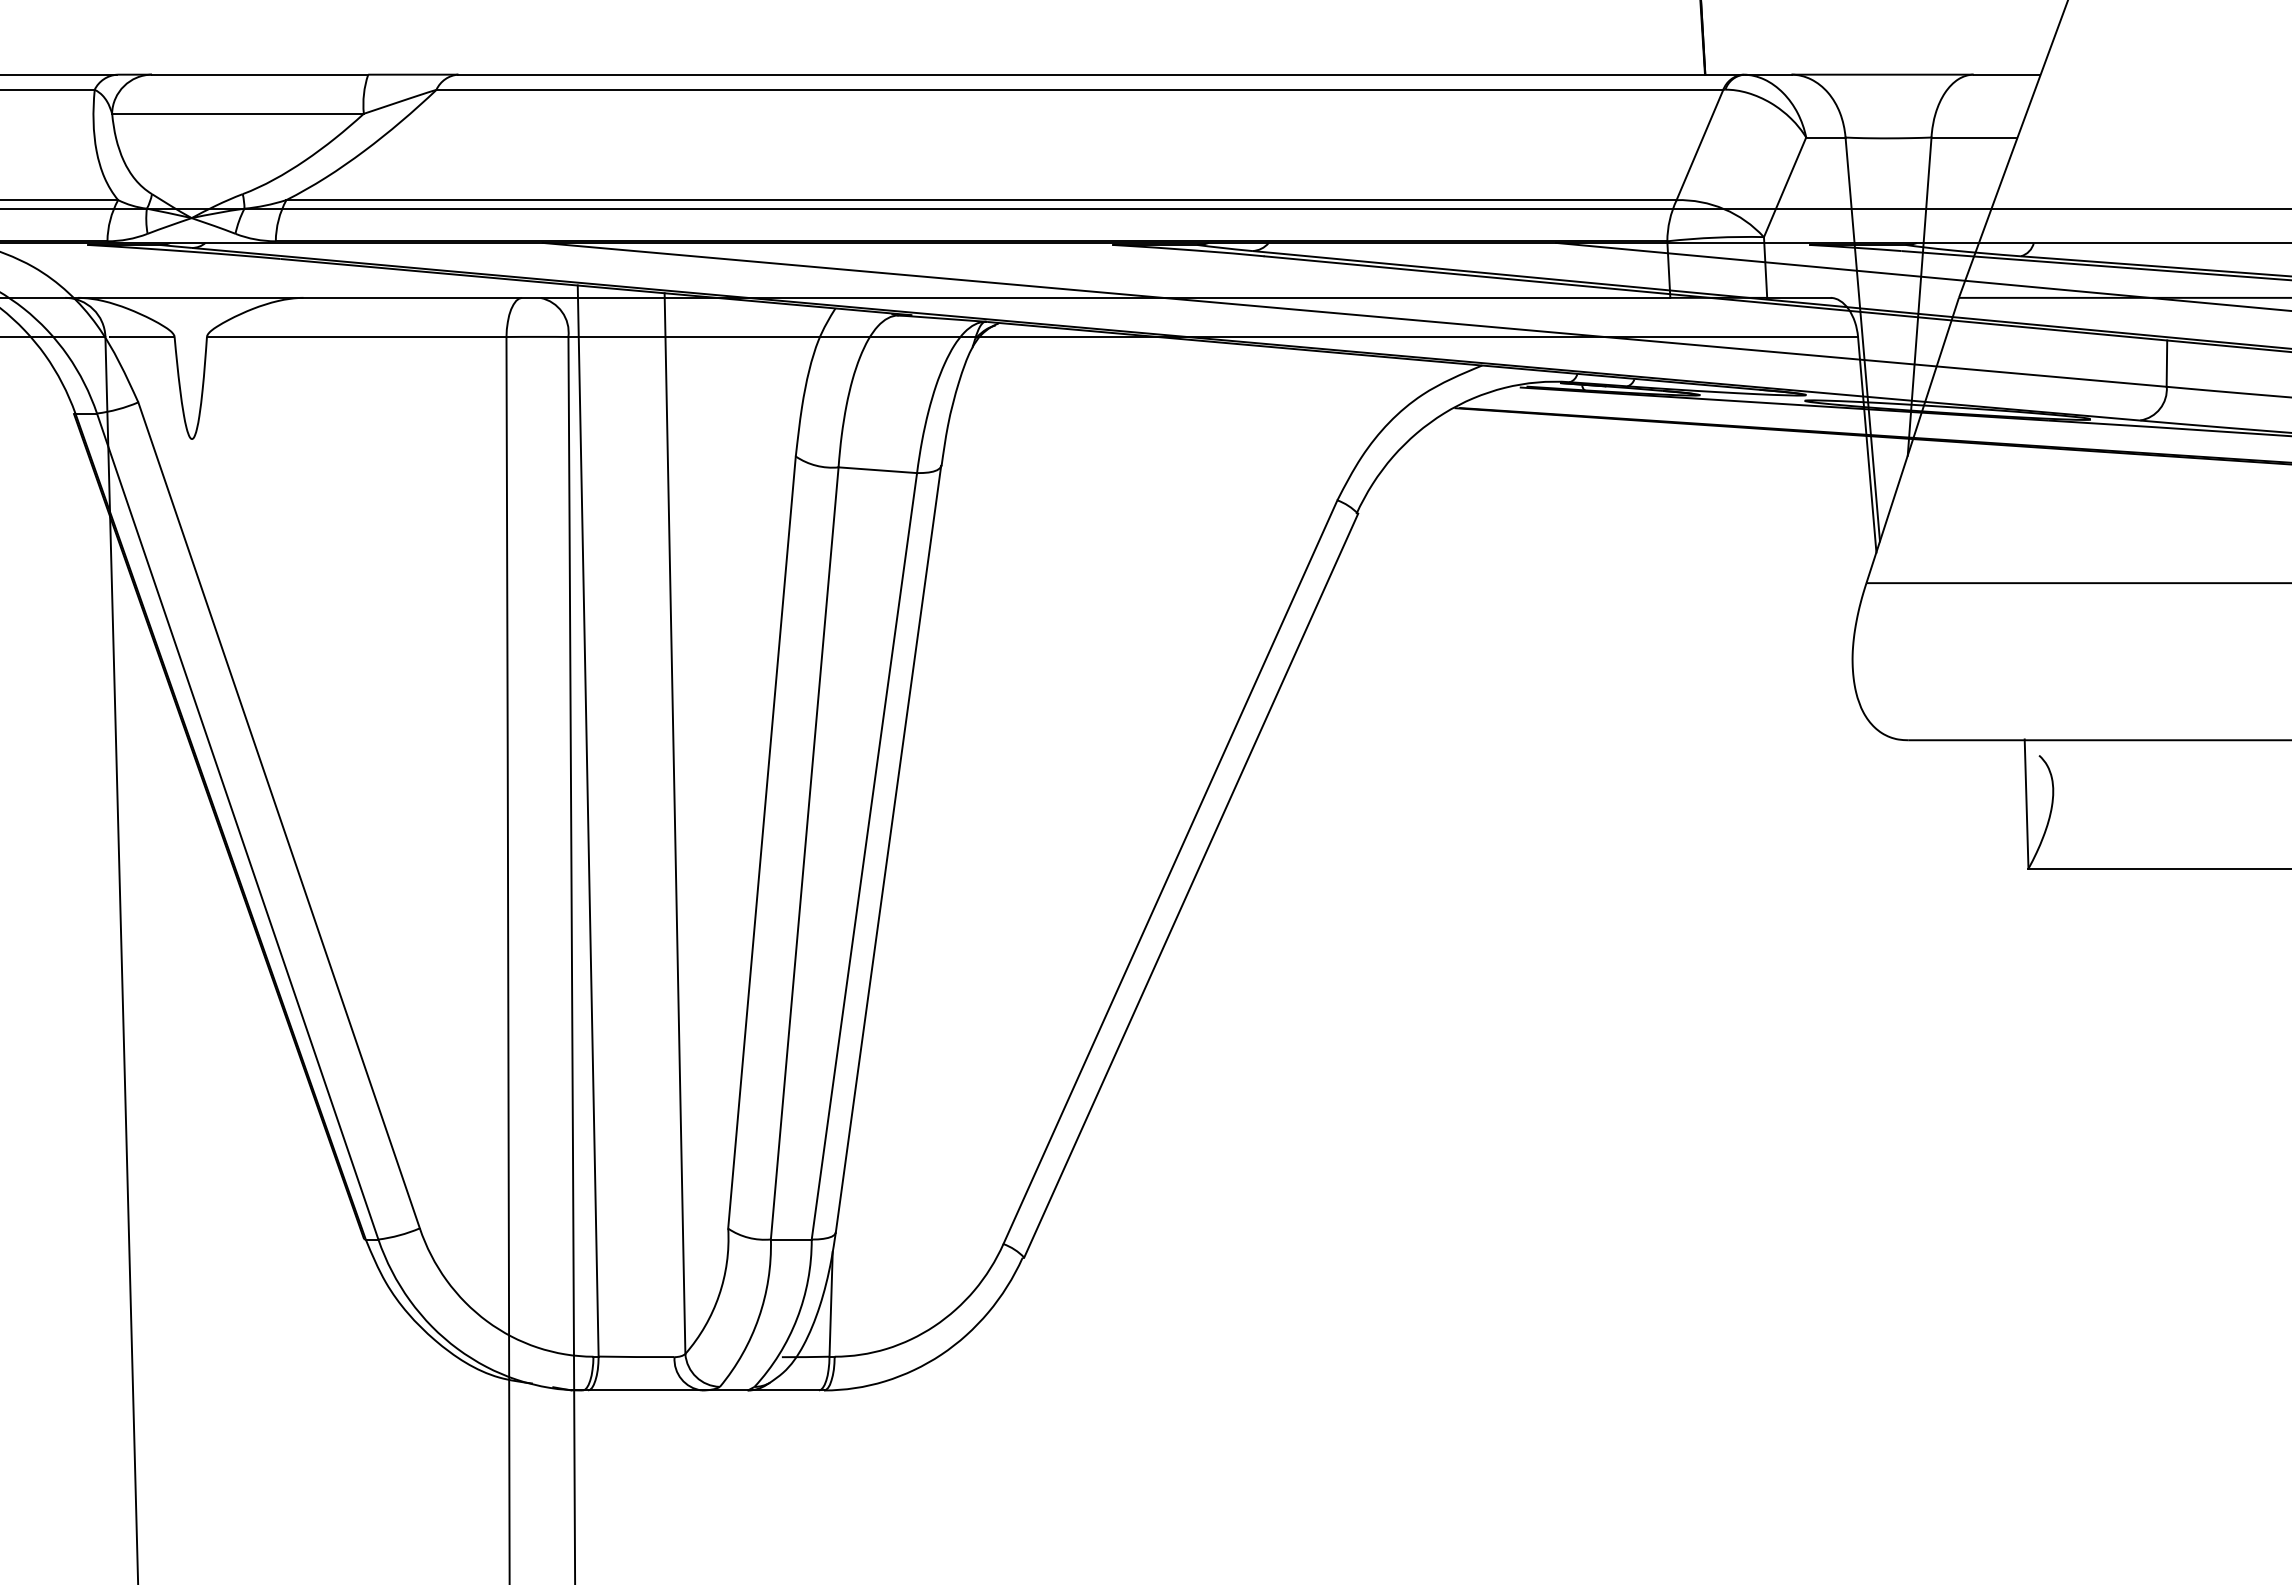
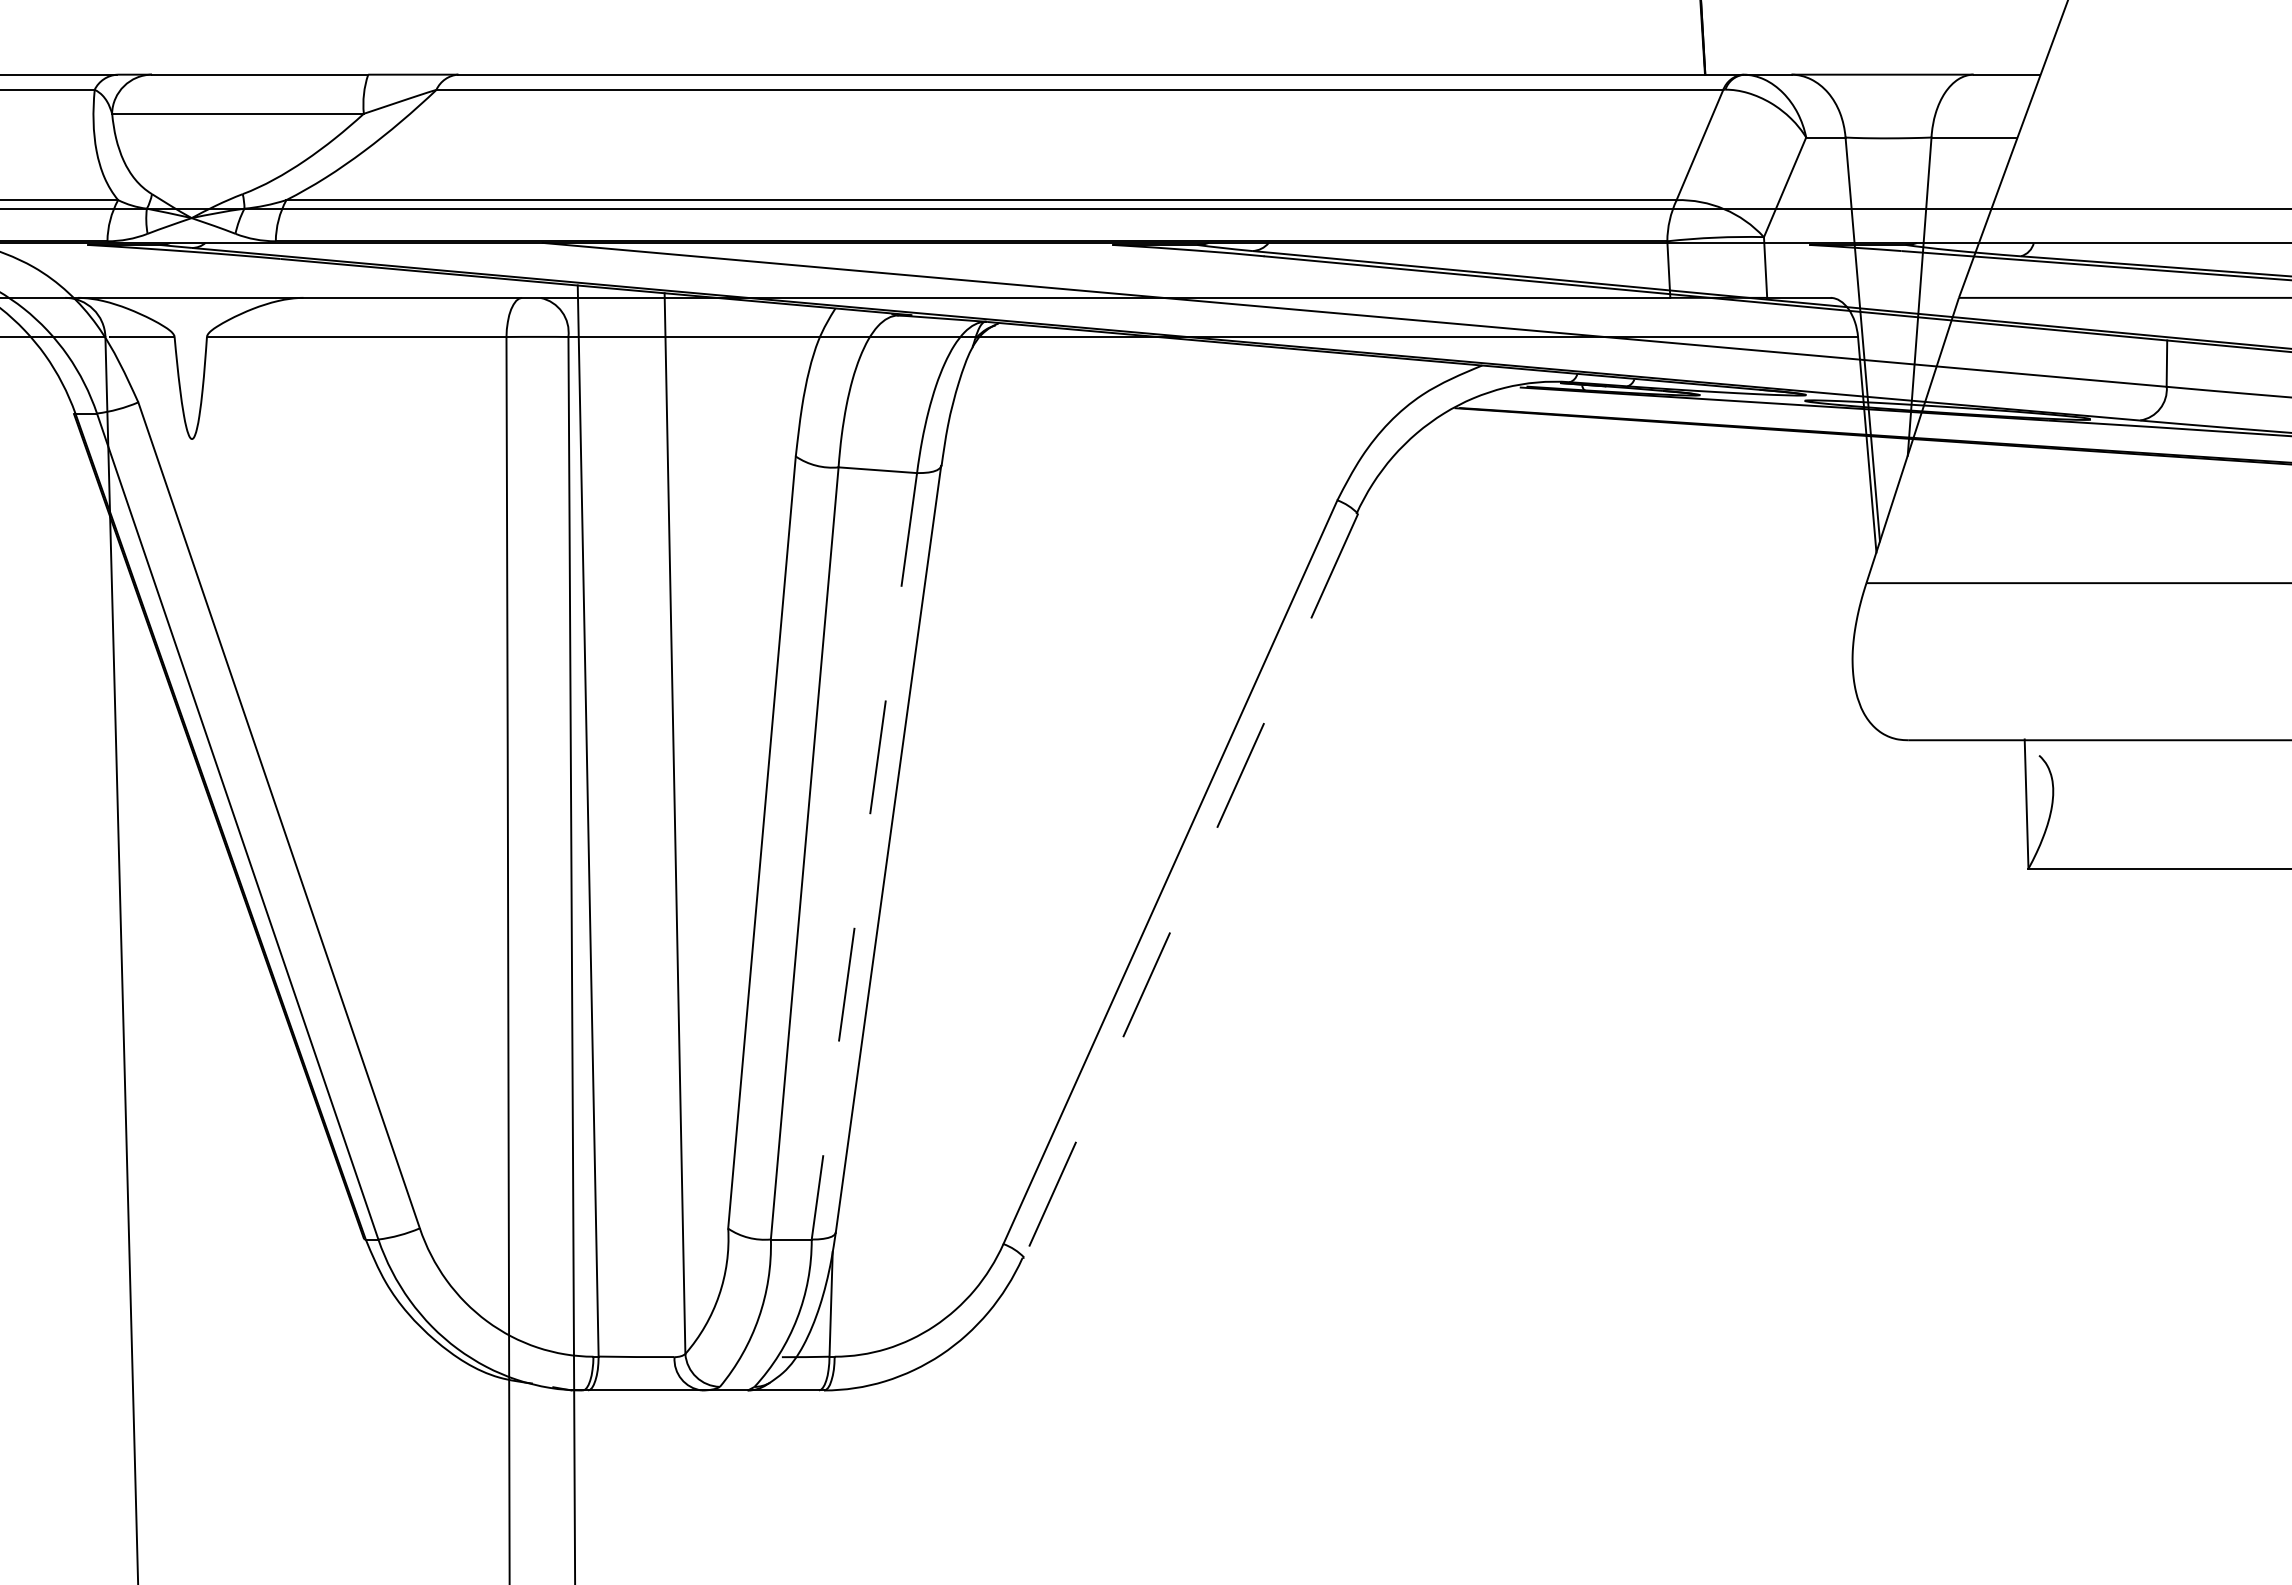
line: present -> none (1922, 276)
line: solid -> dashed (864, 856)
line: solid -> dashed (1191, 885)
